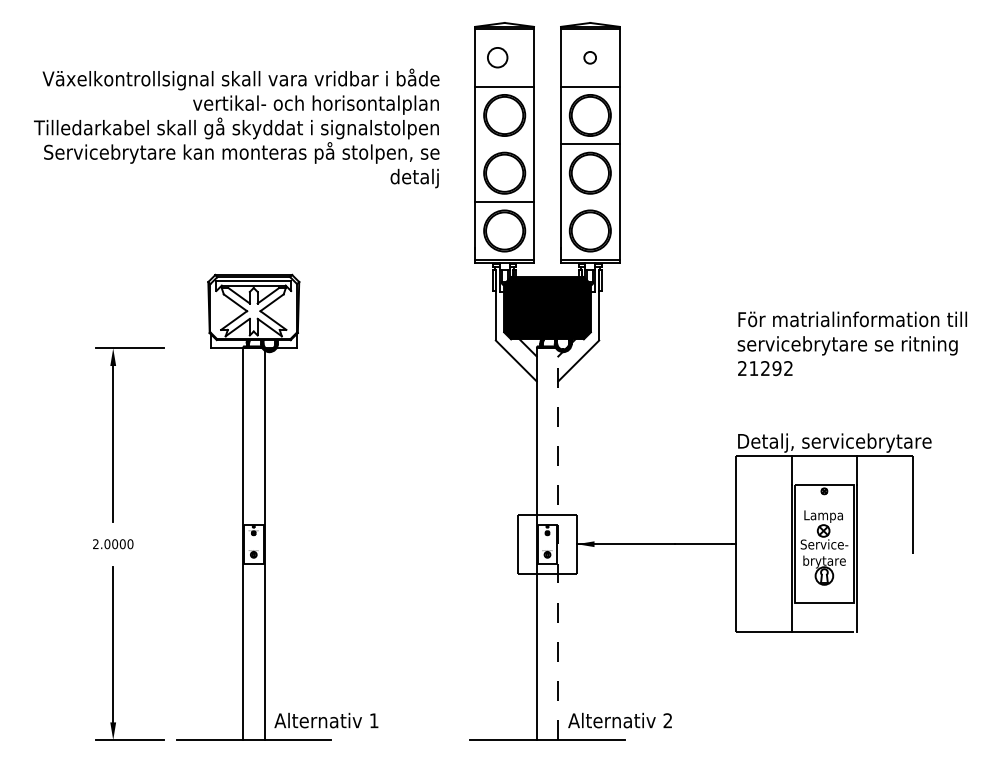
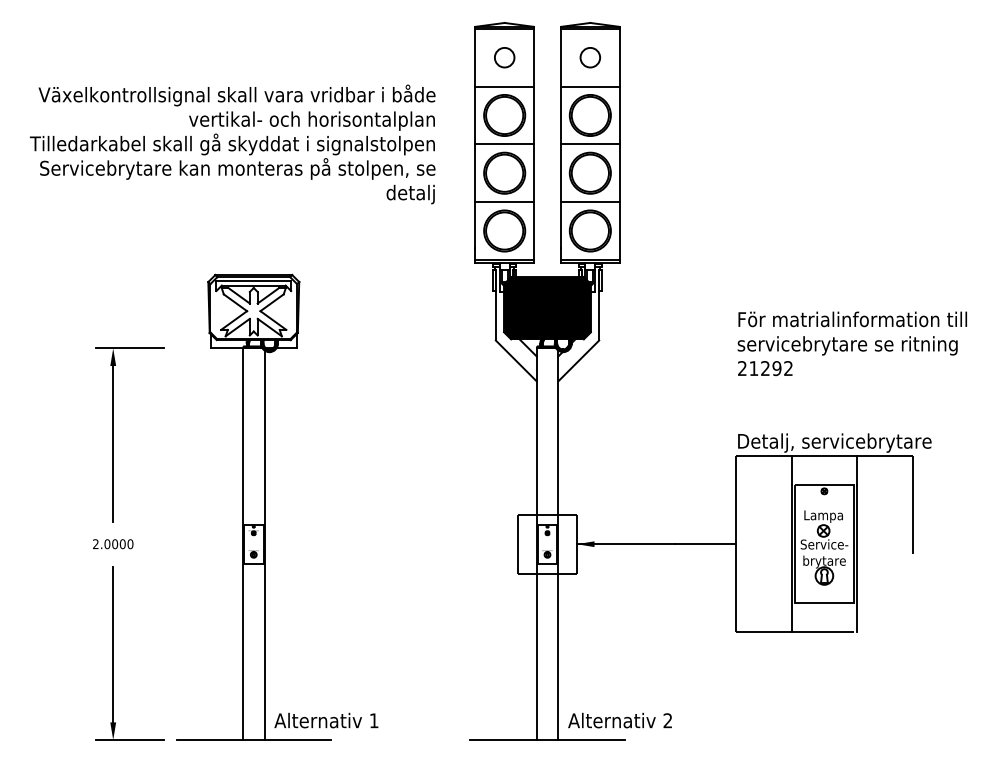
circle position: (497, 57) -> (504, 57) (504, 57)
circle size: 14x14 px -> 22x22 px (589, 57)
text position: (236, 128) -> (232, 144) (232, 144)
line: none -> present (504, 144)
line: none -> present (589, 202)
line: dashed -> solid (558, 544)
